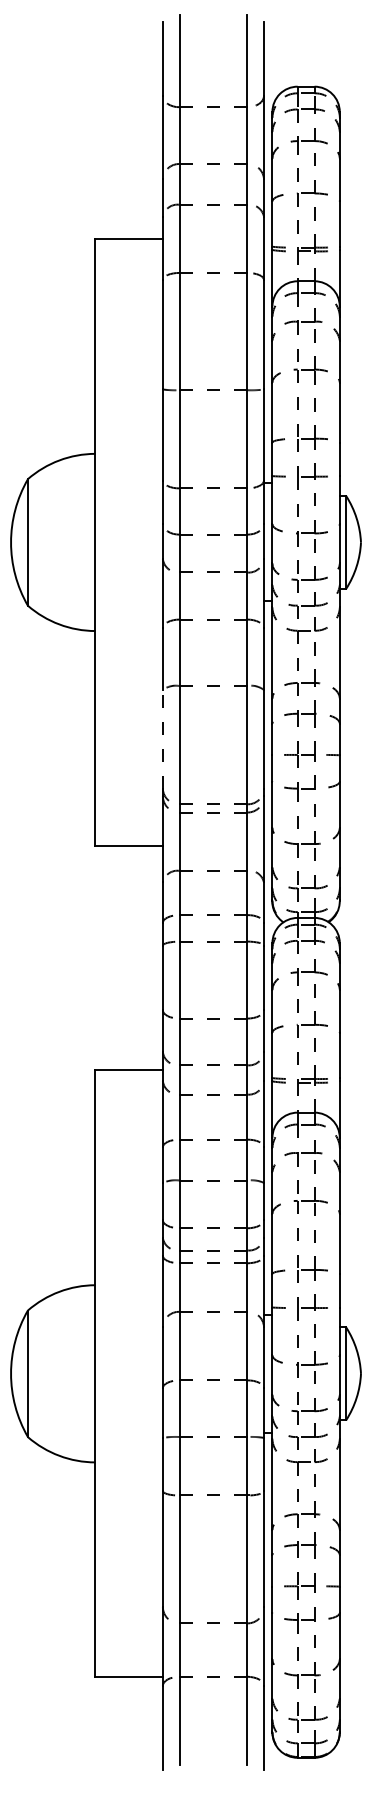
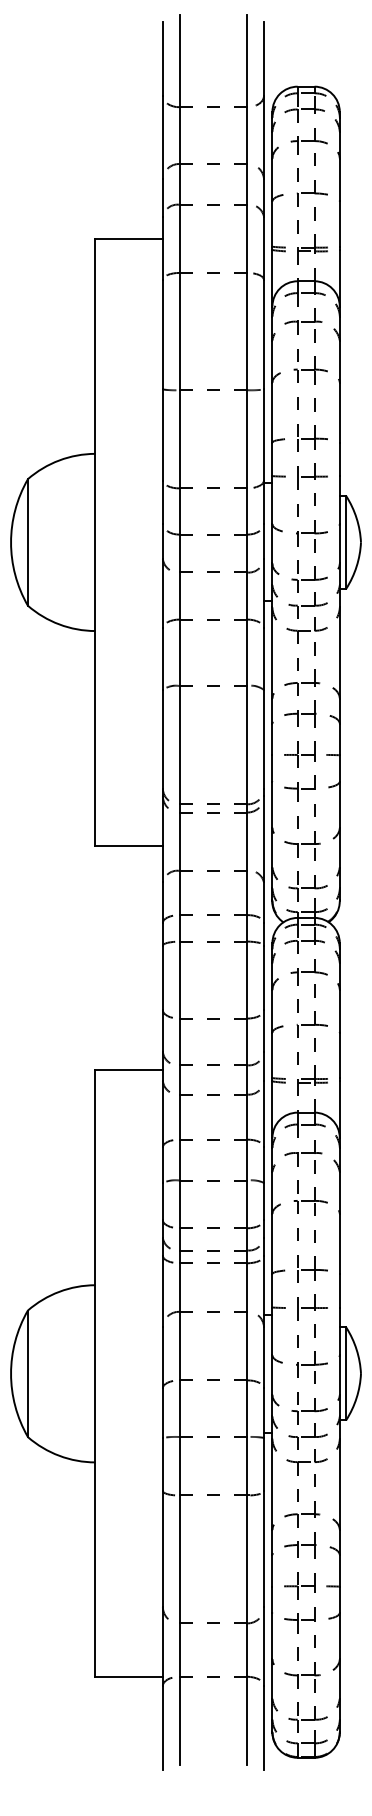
line: dashed -> solid (162, 739)
